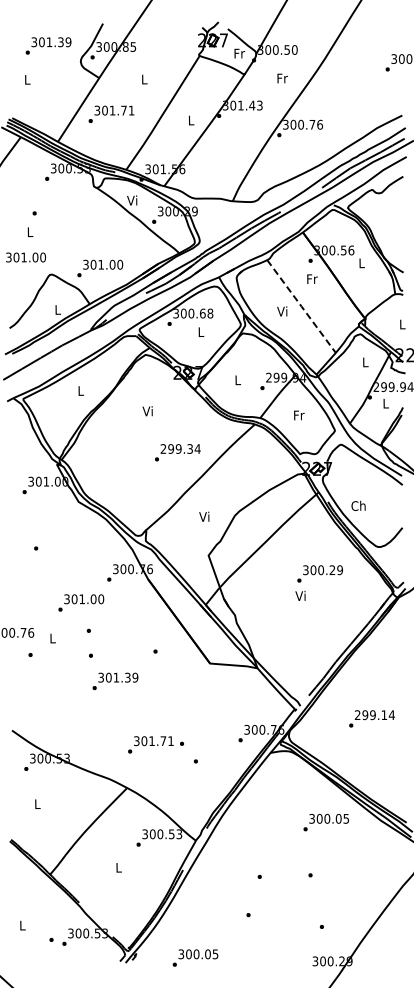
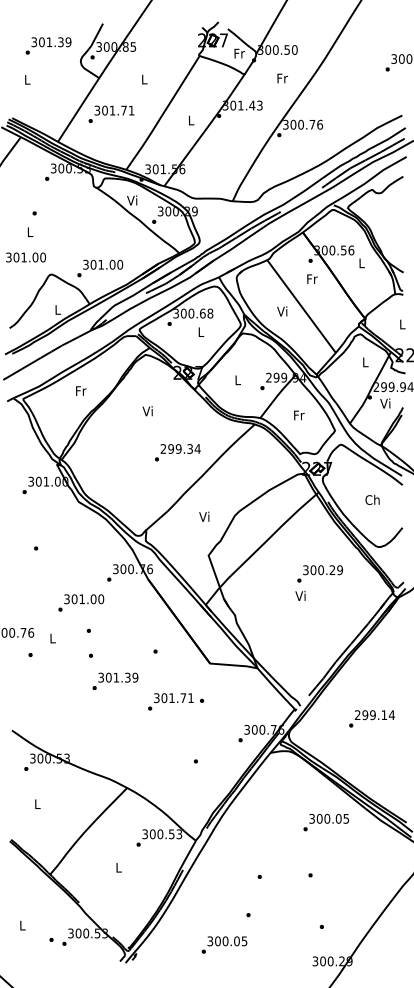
line: dashed -> solid (301, 306)
text: L -> Fr (81, 390)
text: L -> Vi (385, 403)
text position: (358, 505) -> (372, 499) (372, 499)
text position: (155, 744) -> (175, 701) (175, 701)
text position: (195, 957) -> (224, 944) (224, 944)
